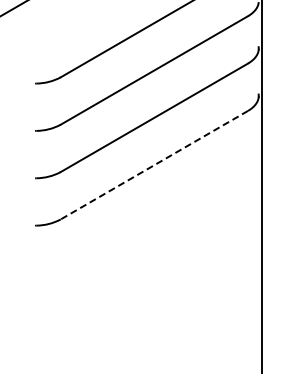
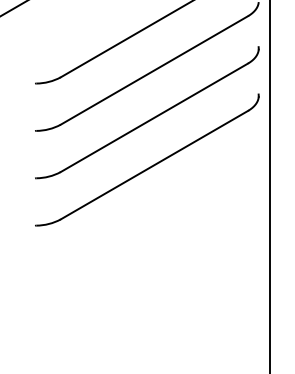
line: dashed -> solid (154, 165)
line position: (262, 186) -> (270, 186) (270, 186)
